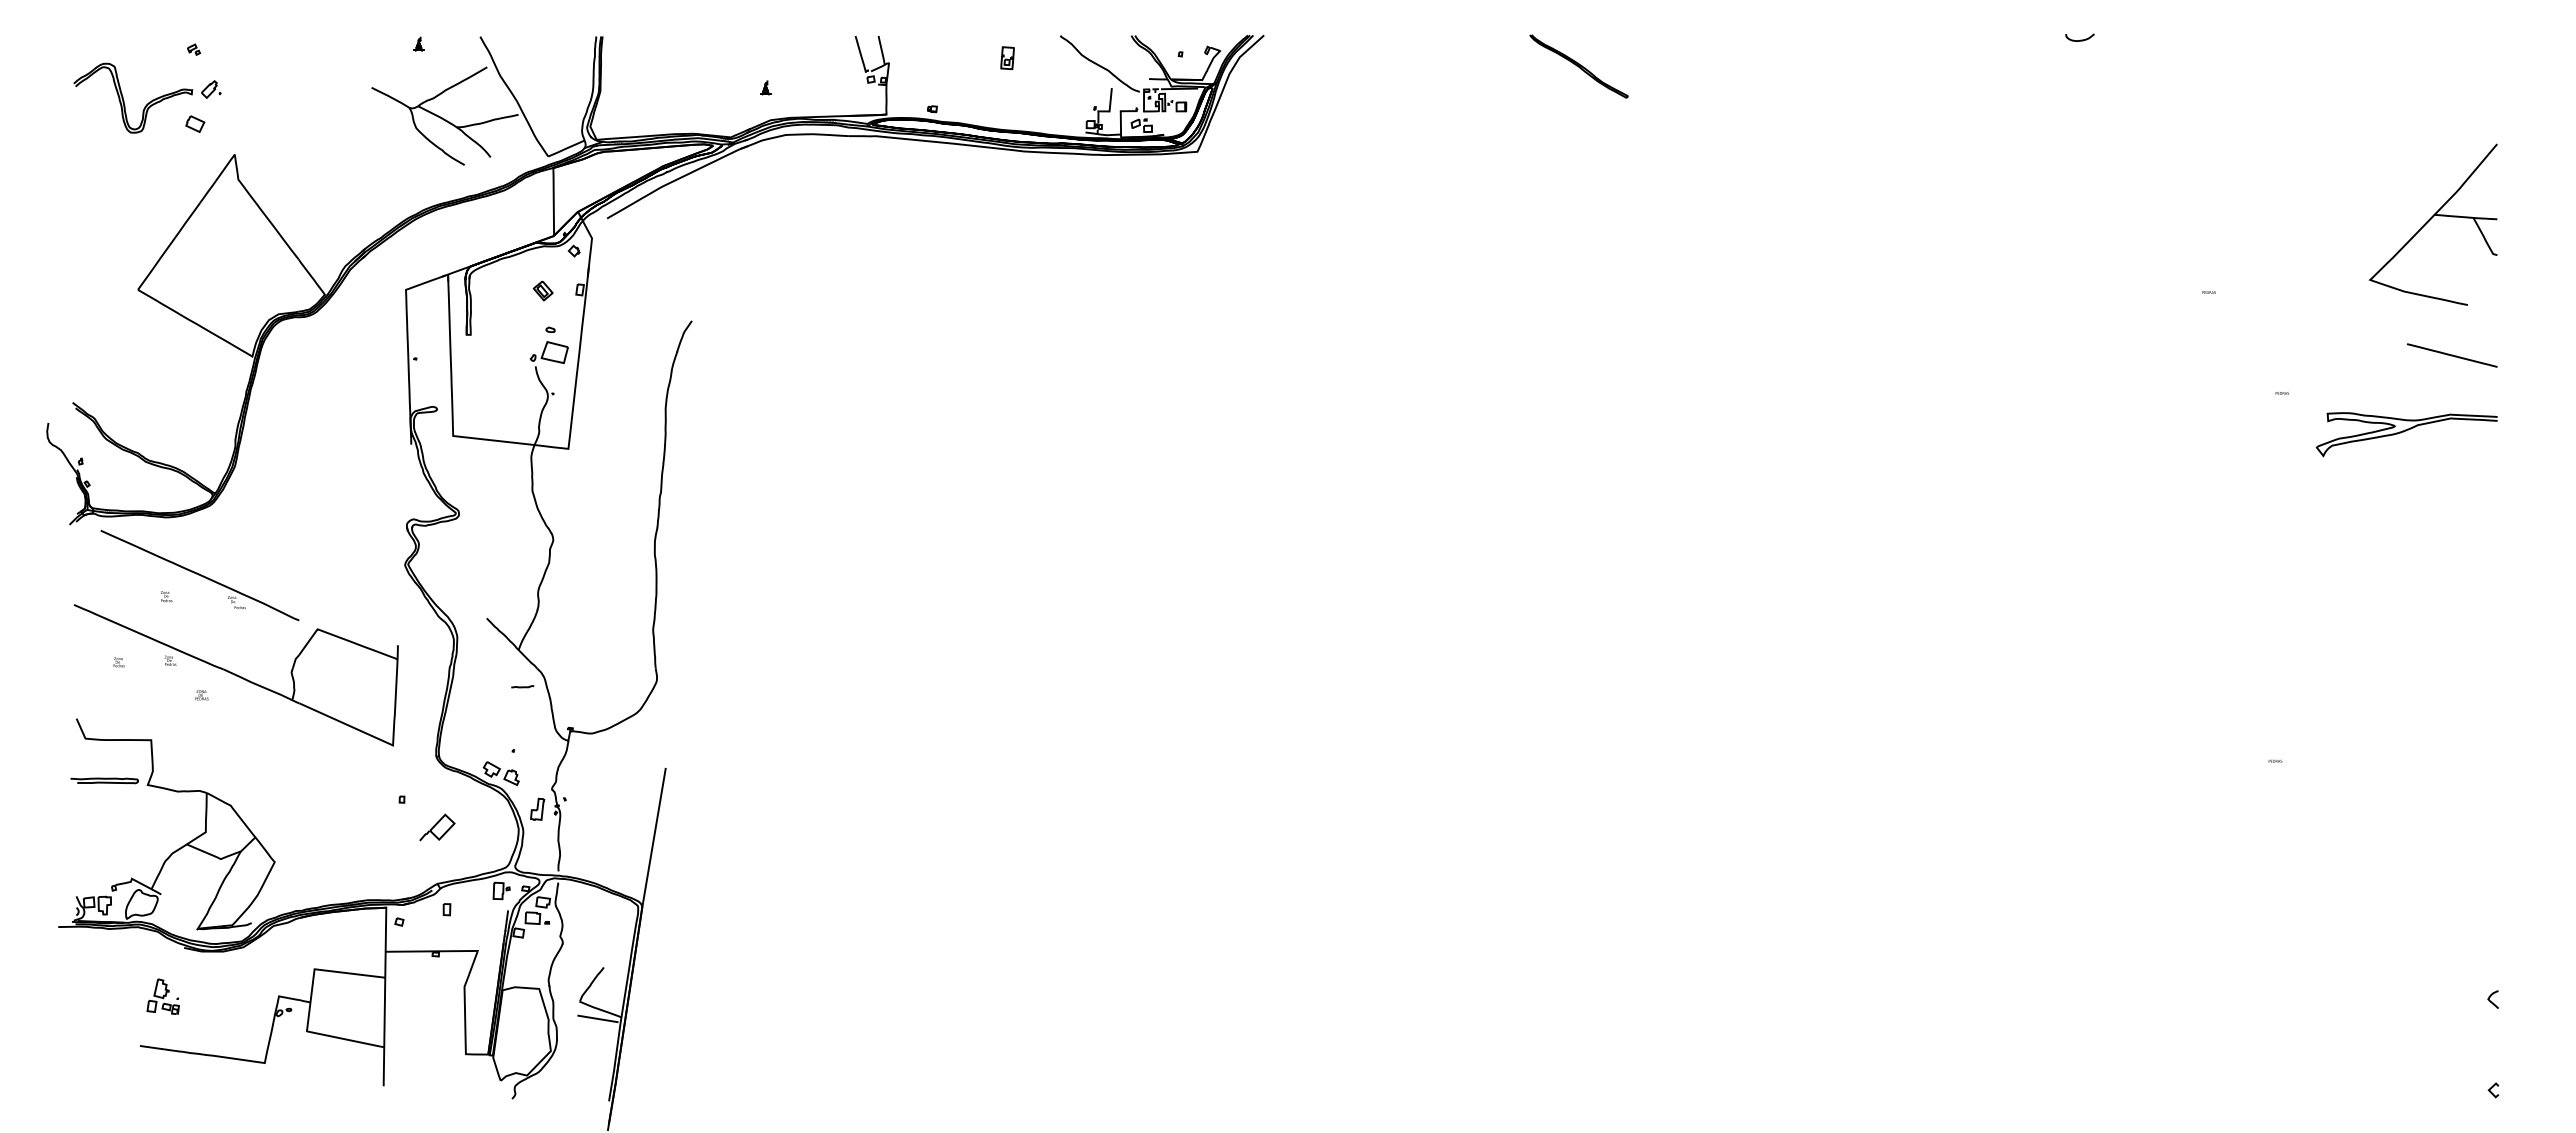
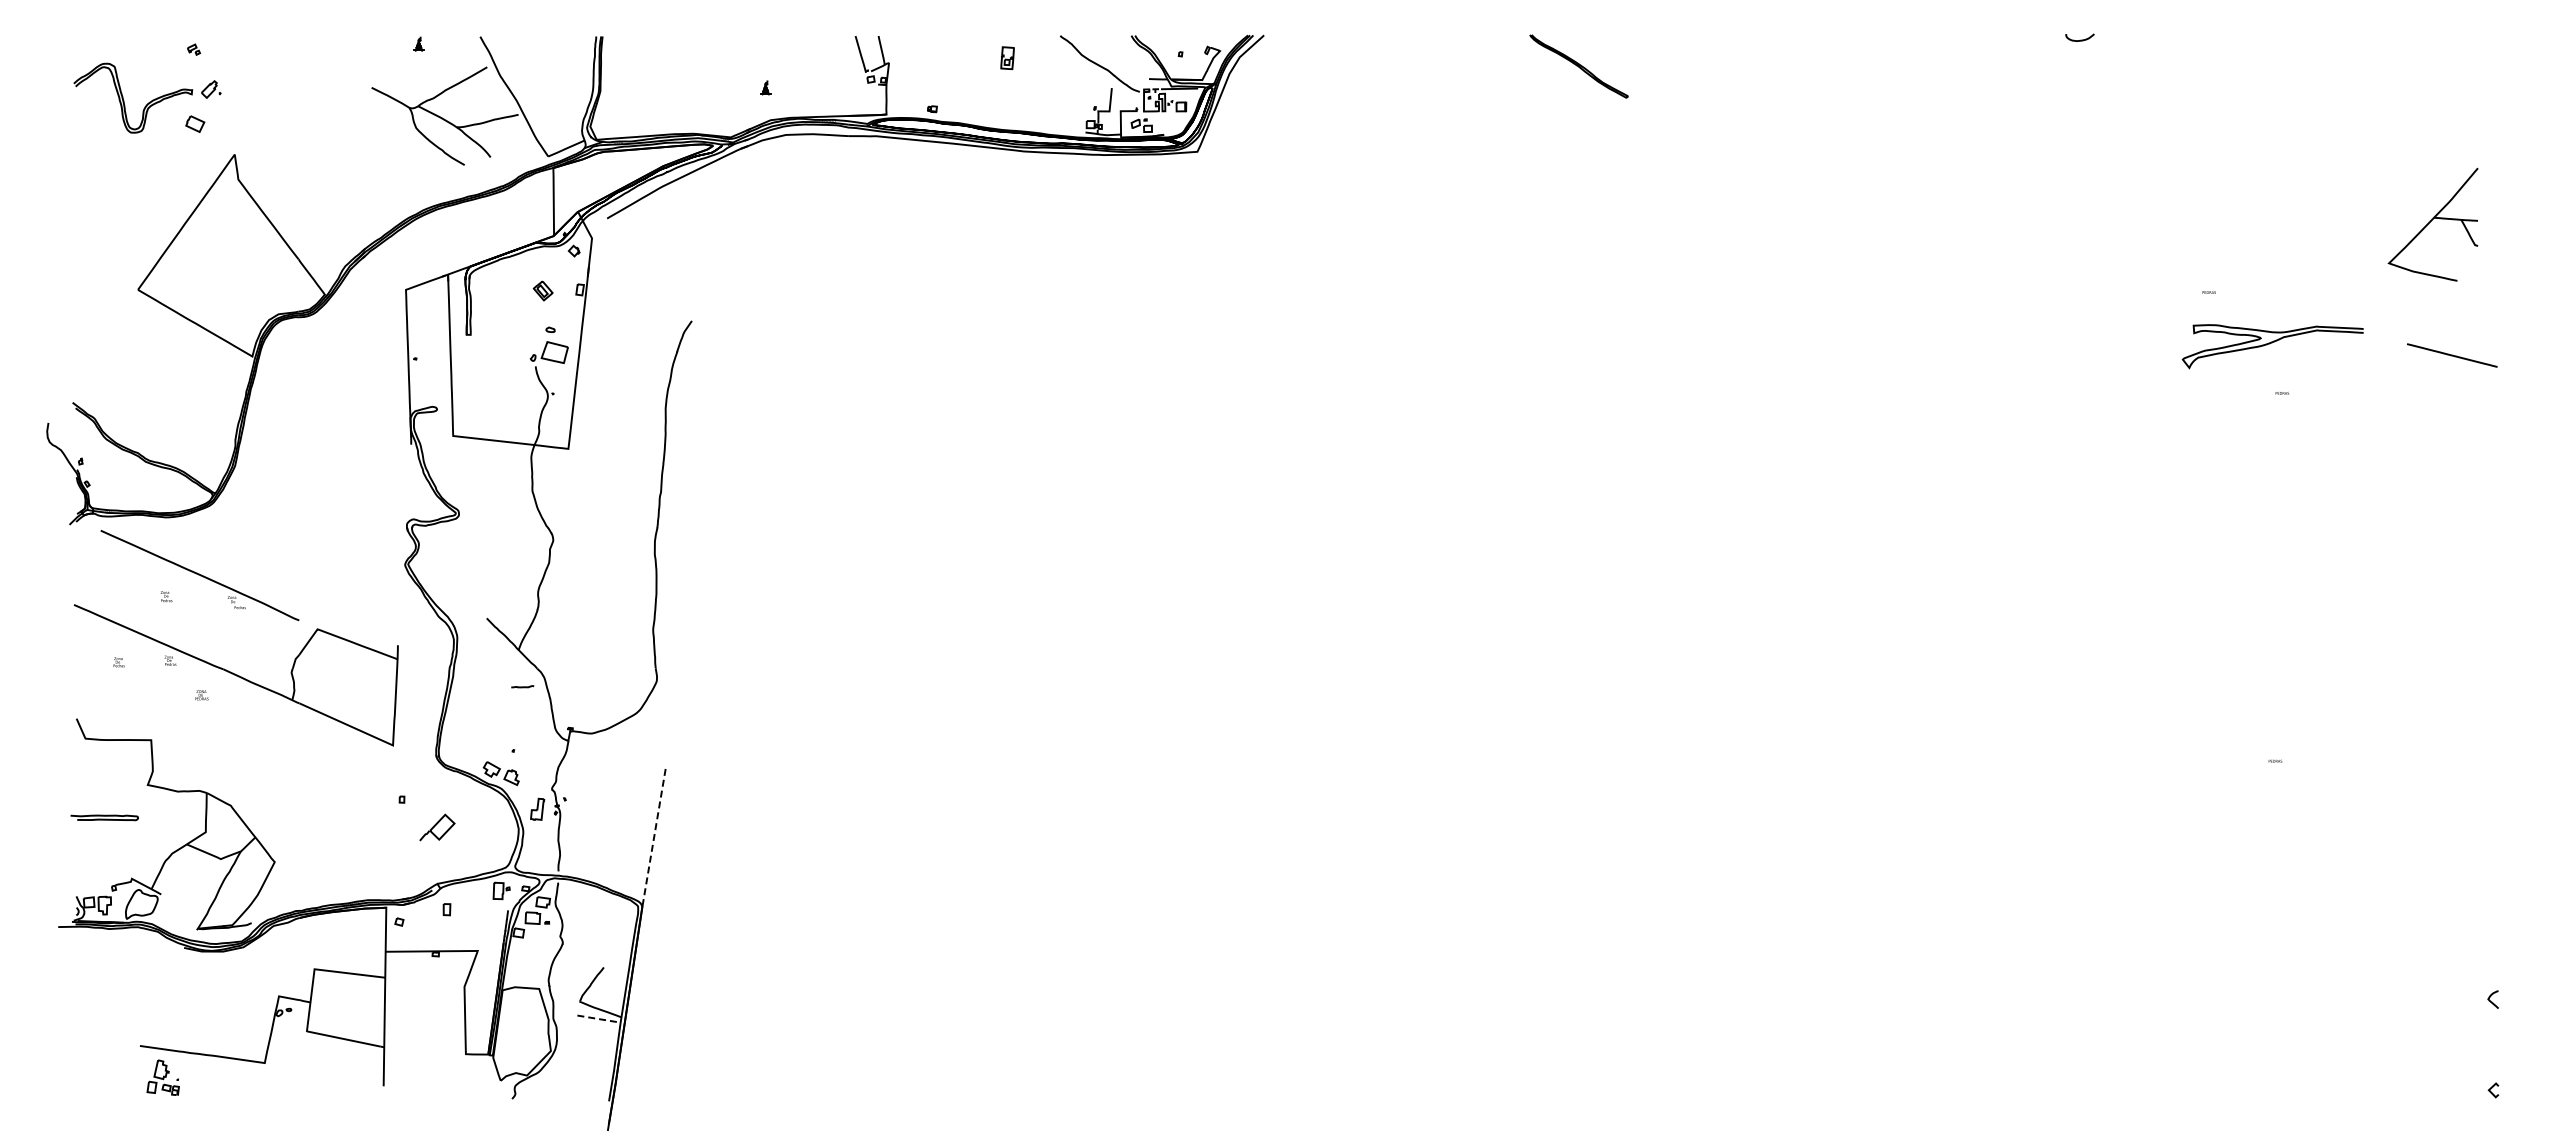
part size: 130x163 px -> 92x115 px (2432, 224)
curve position: (2406, 431) -> (2272, 343) (2272, 343)
curve position: (104, 779) -> (104, 816) (104, 816)
line: solid -> dashed (654, 836)
part position: (162, 996) -> (162, 1077) (162, 1077)
line: solid -> dashed (597, 1018)
